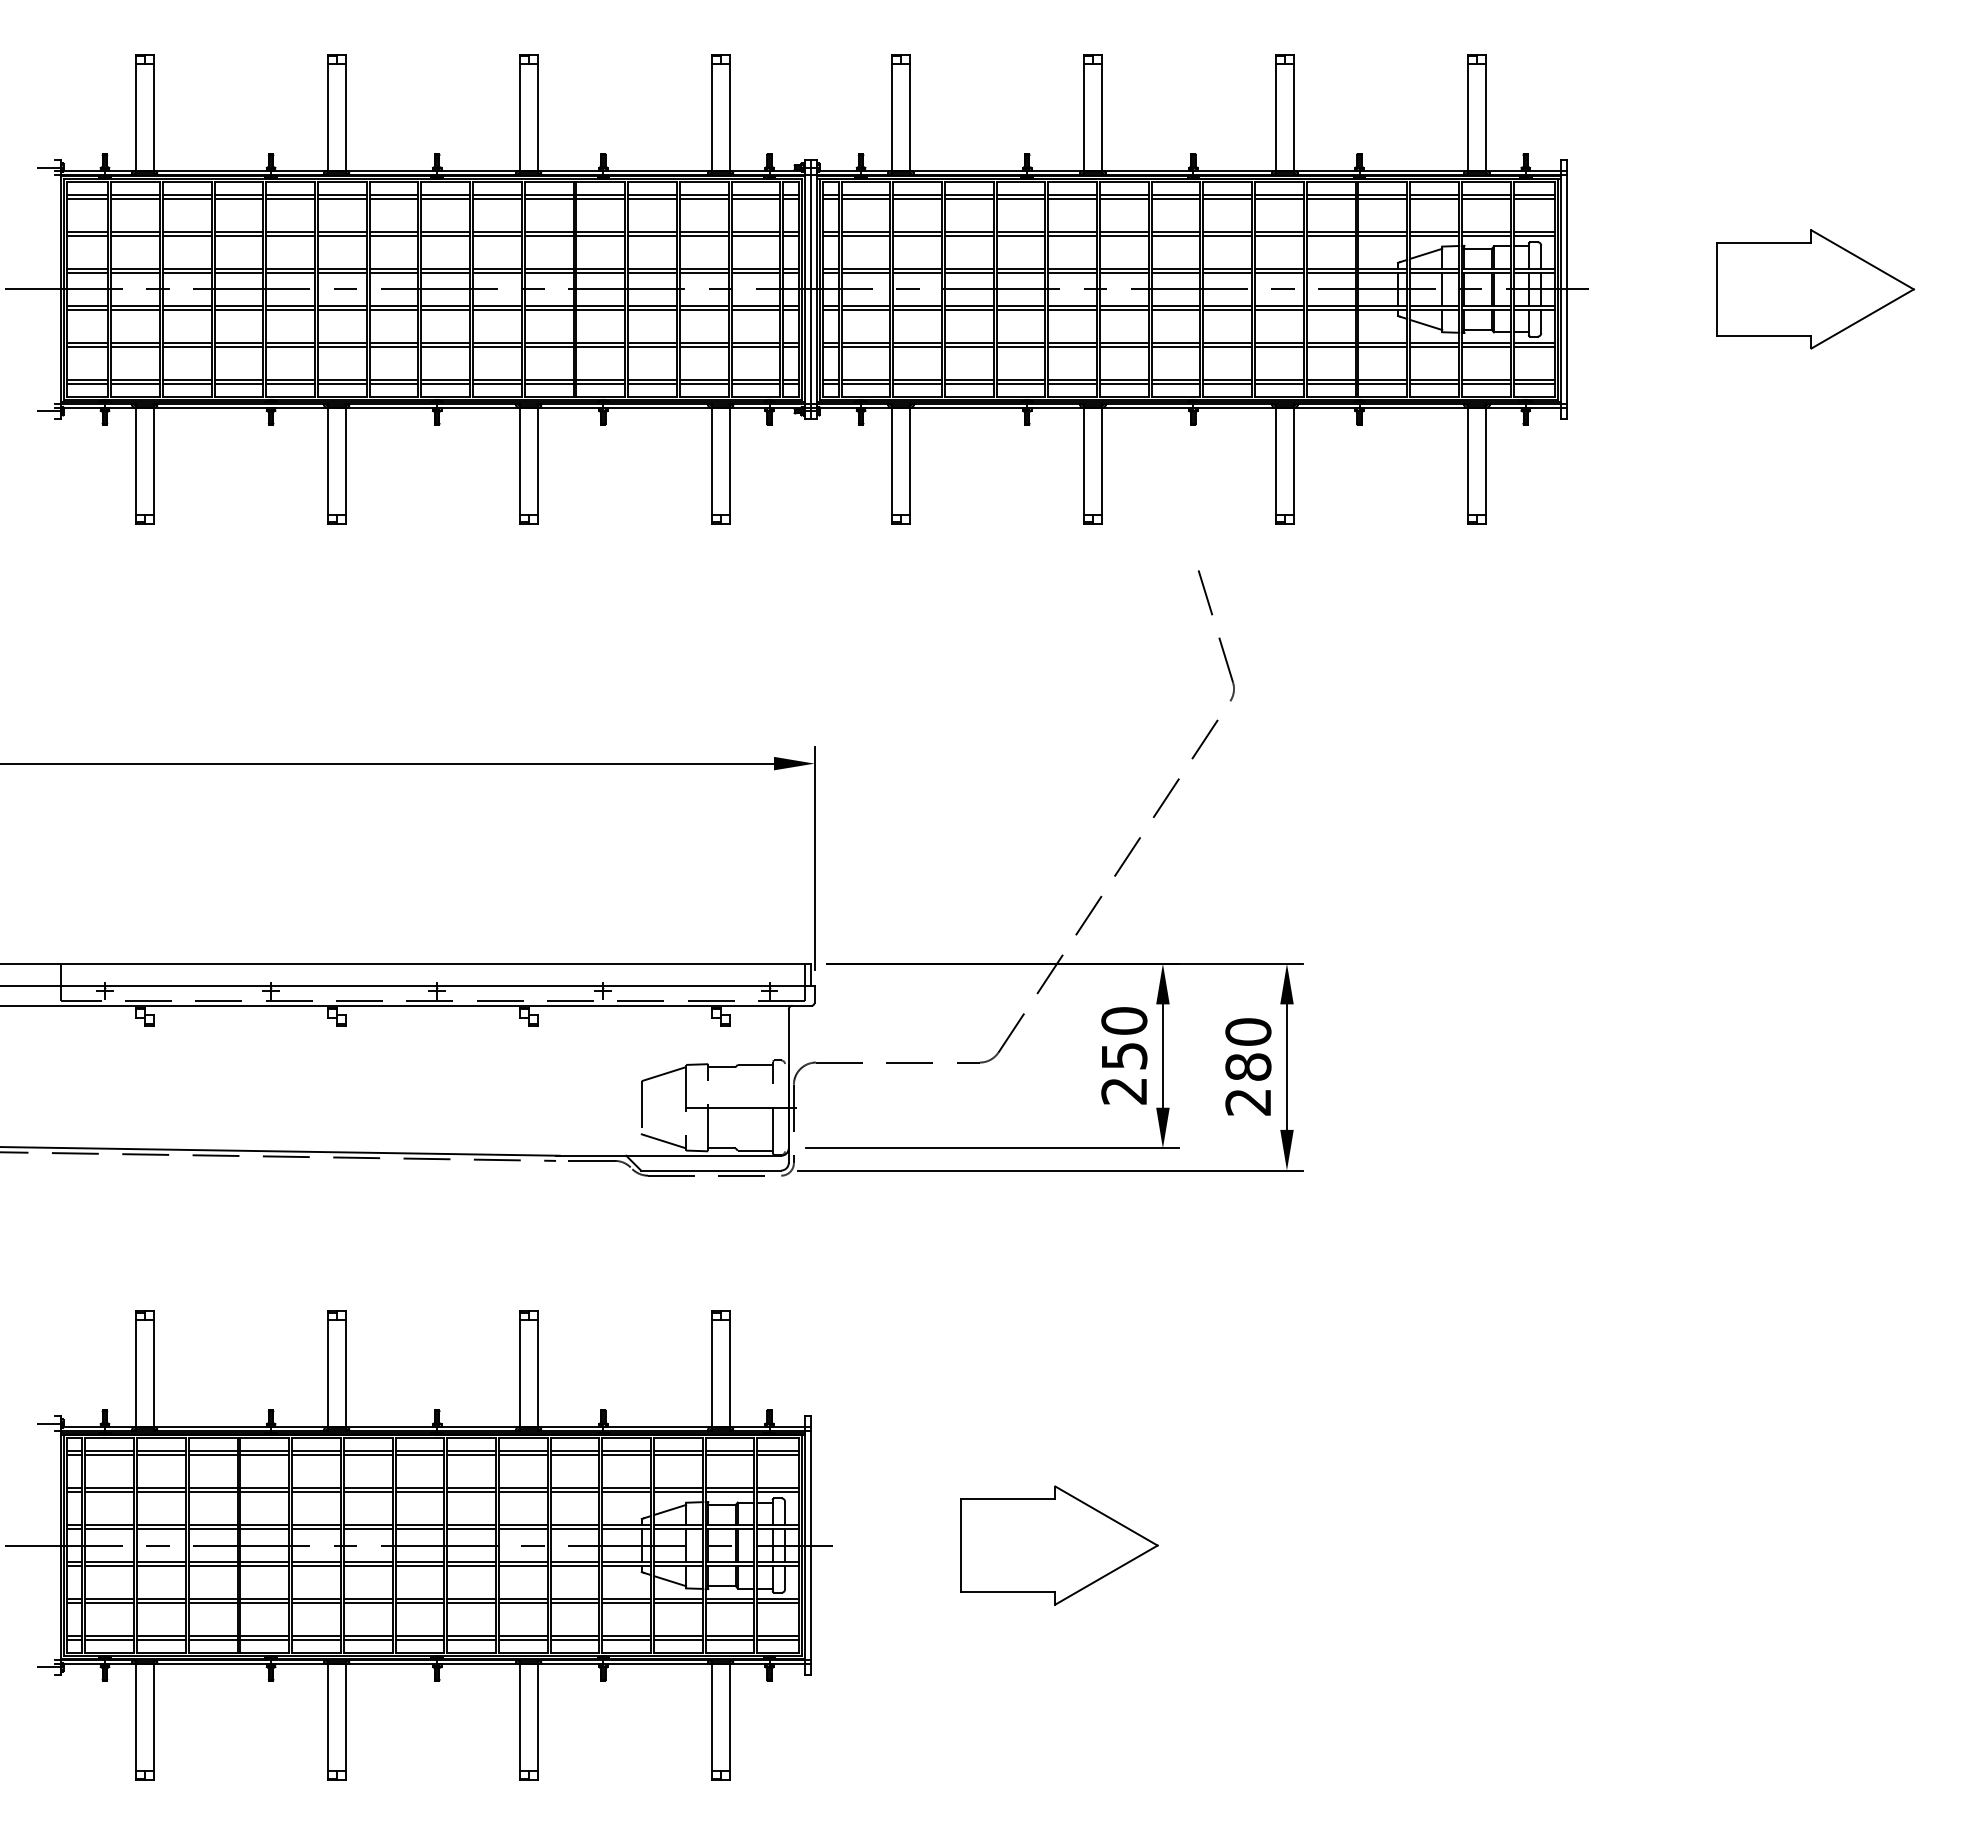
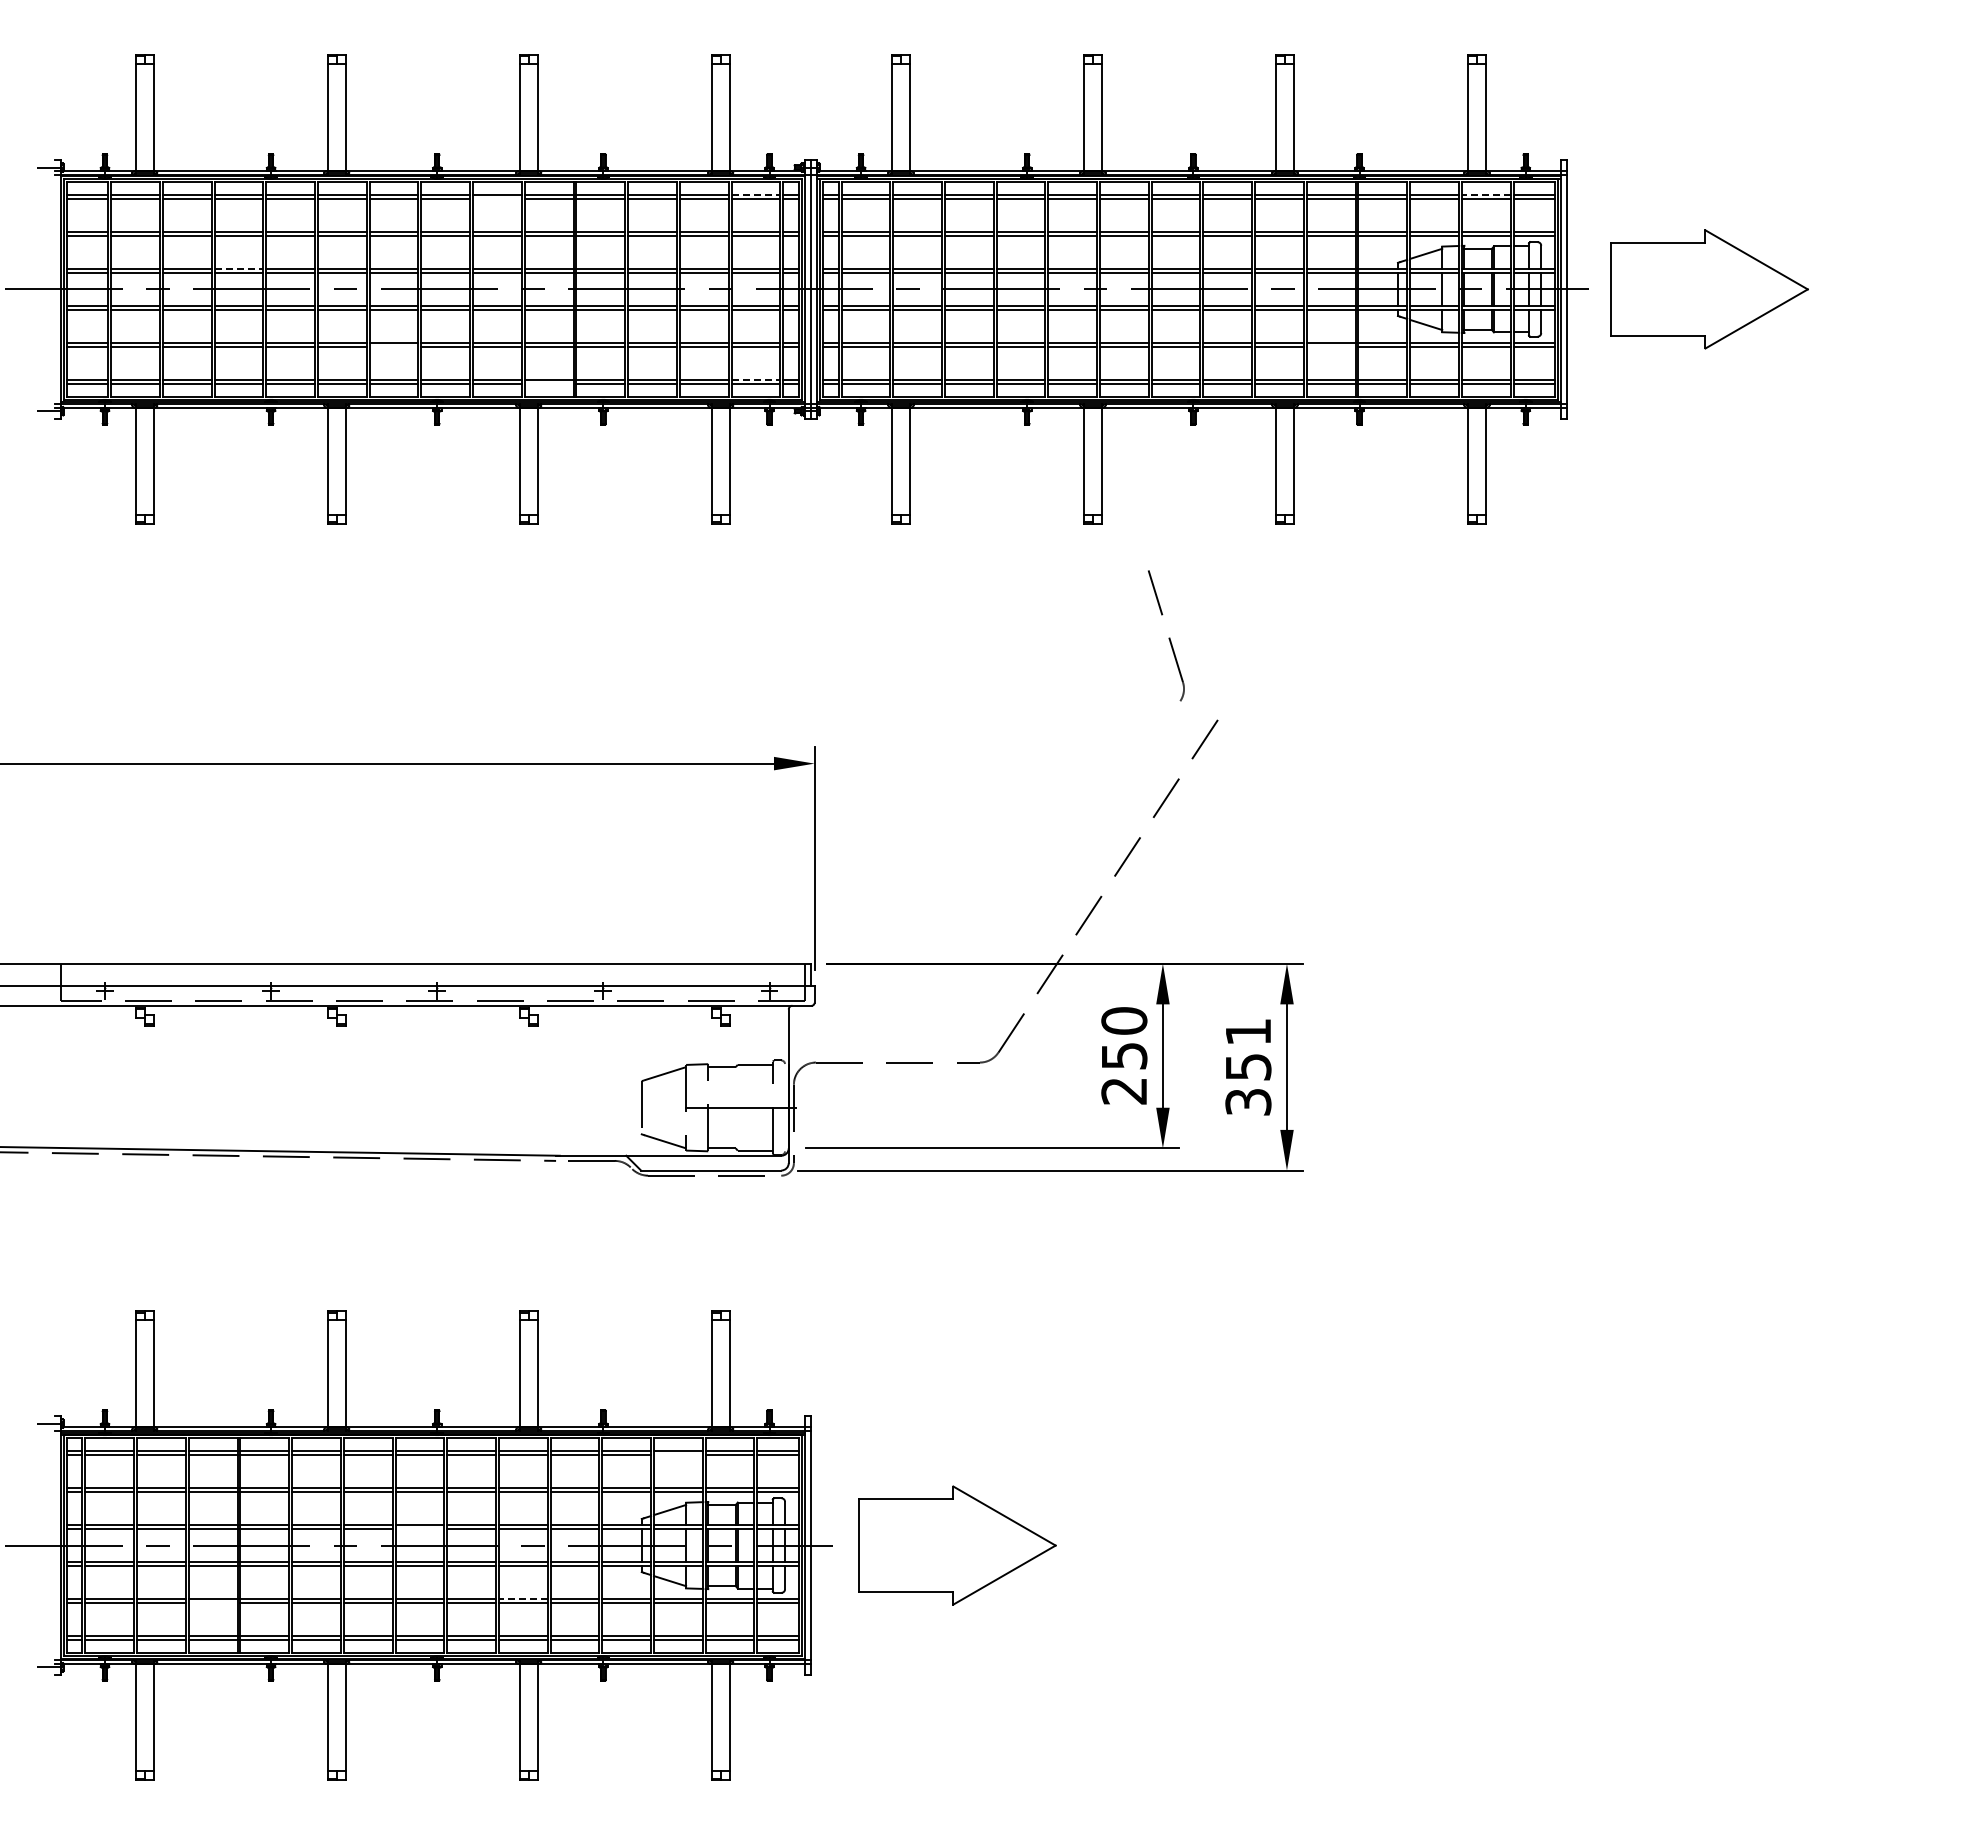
line: solid -> dashed (756, 194)
line: solid -> dashed (1485, 194)
line: present -> none (497, 199)
line: solid -> dashed (239, 268)
part position: (1815, 289) -> (1709, 289) (1709, 289)
line: present -> none (393, 347)
line: present -> none (1330, 347)
line: solid -> dashed (756, 379)
line: present -> none (548, 383)
part position: (1216, 635) -> (1166, 635) (1166, 635)
text: 280 -> 351 (1248, 1066)
line: present -> none (677, 1455)
line: present -> none (419, 1529)
part position: (1059, 1545) -> (957, 1545) (957, 1545)
line: solid -> dashed (522, 1598)
line: present -> none (212, 1603)
